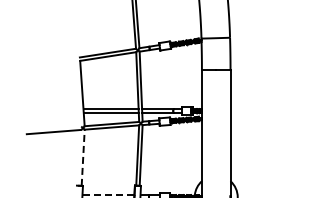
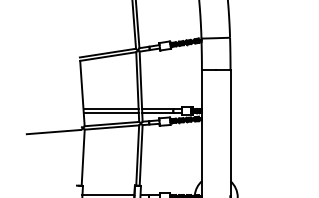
line: dashed -> solid (83, 157)
line: dashed -> solid (107, 195)
